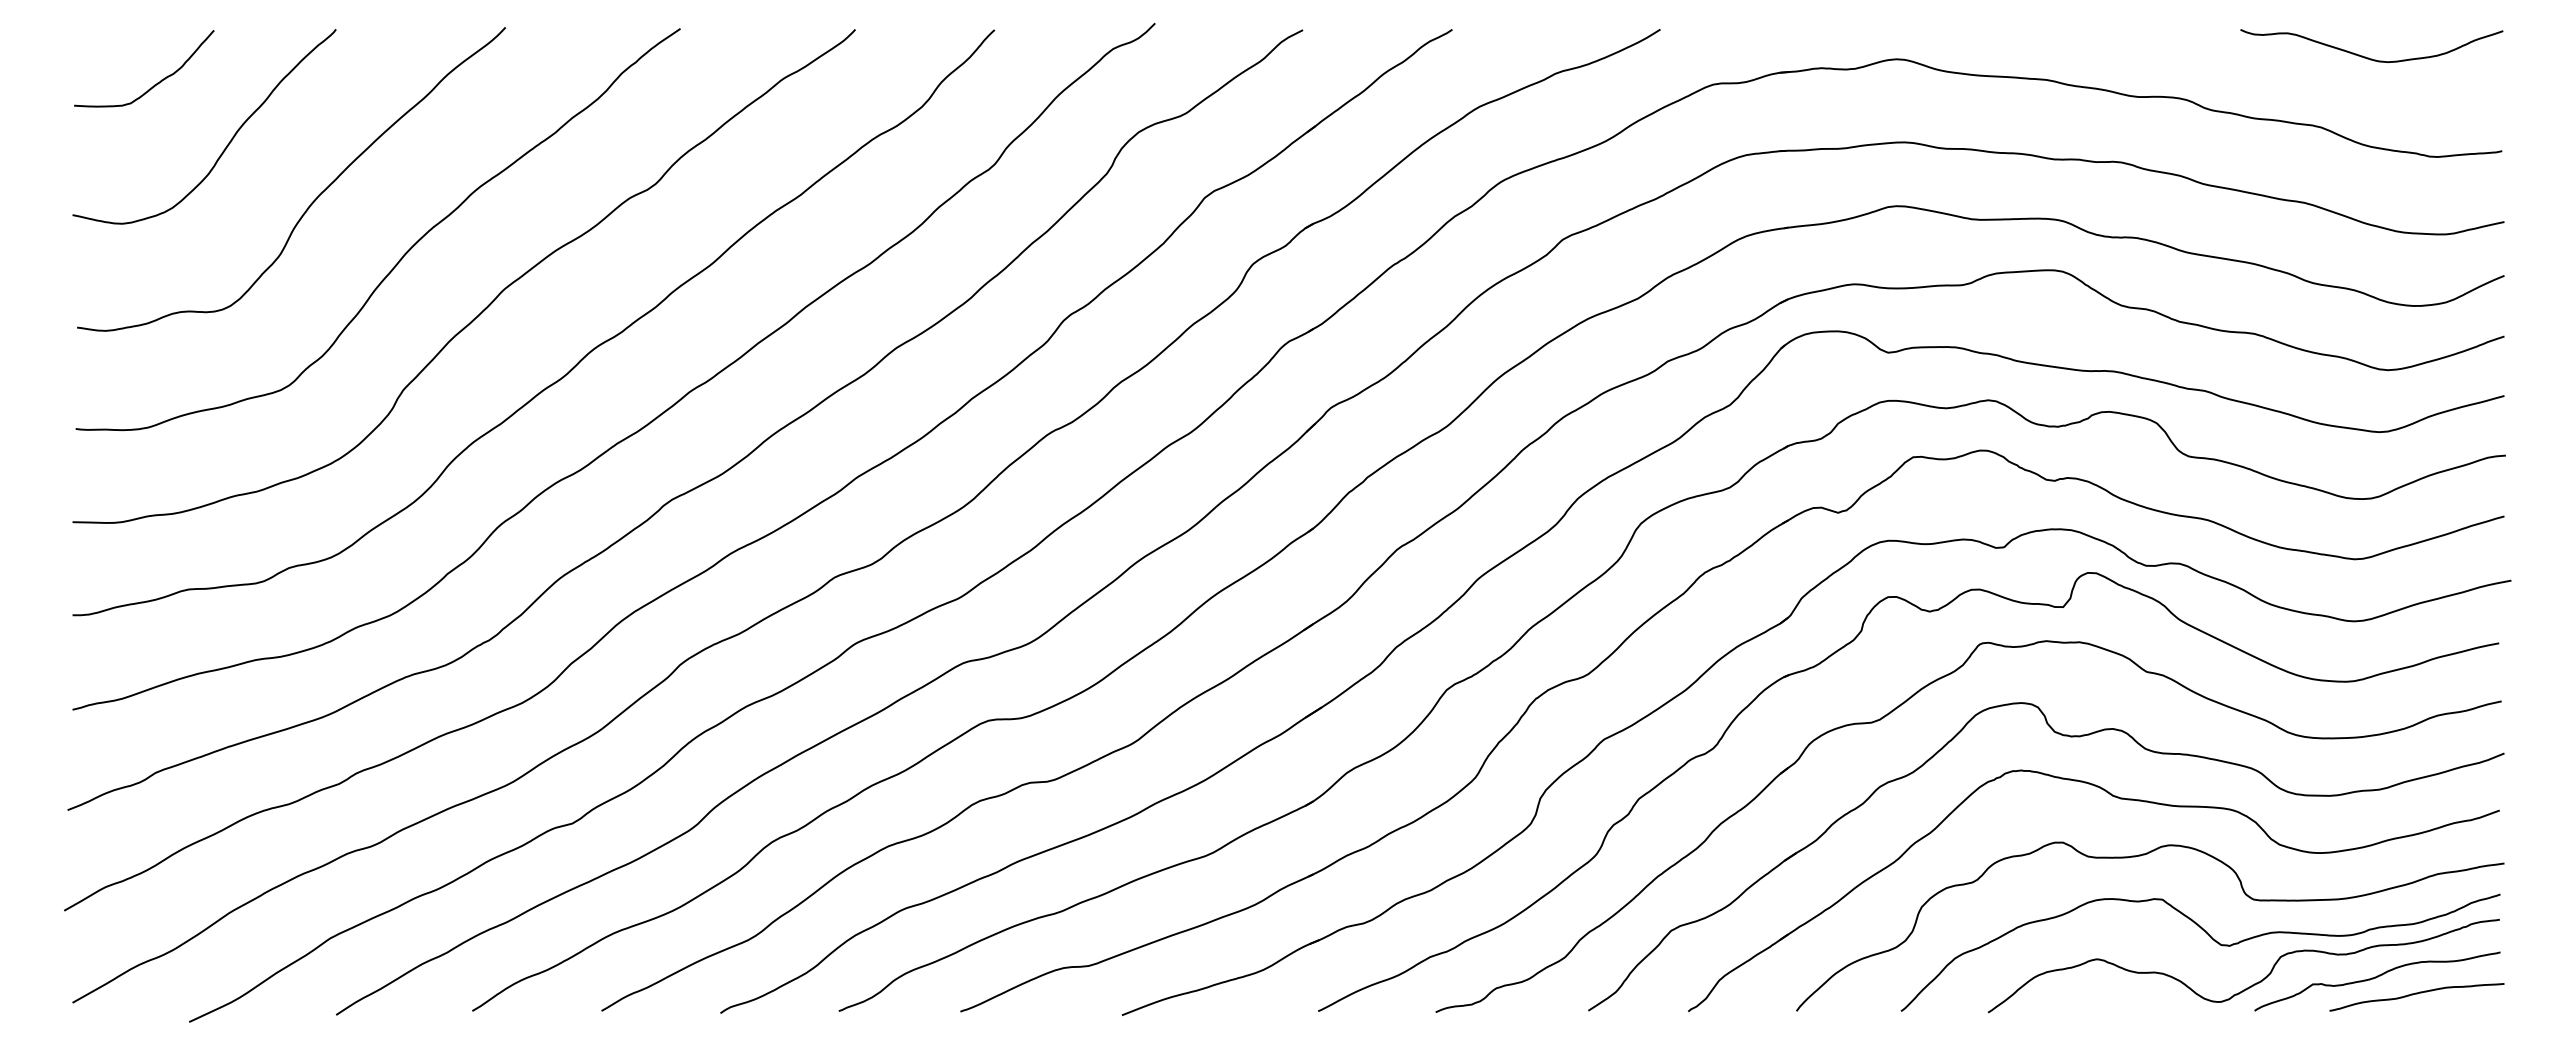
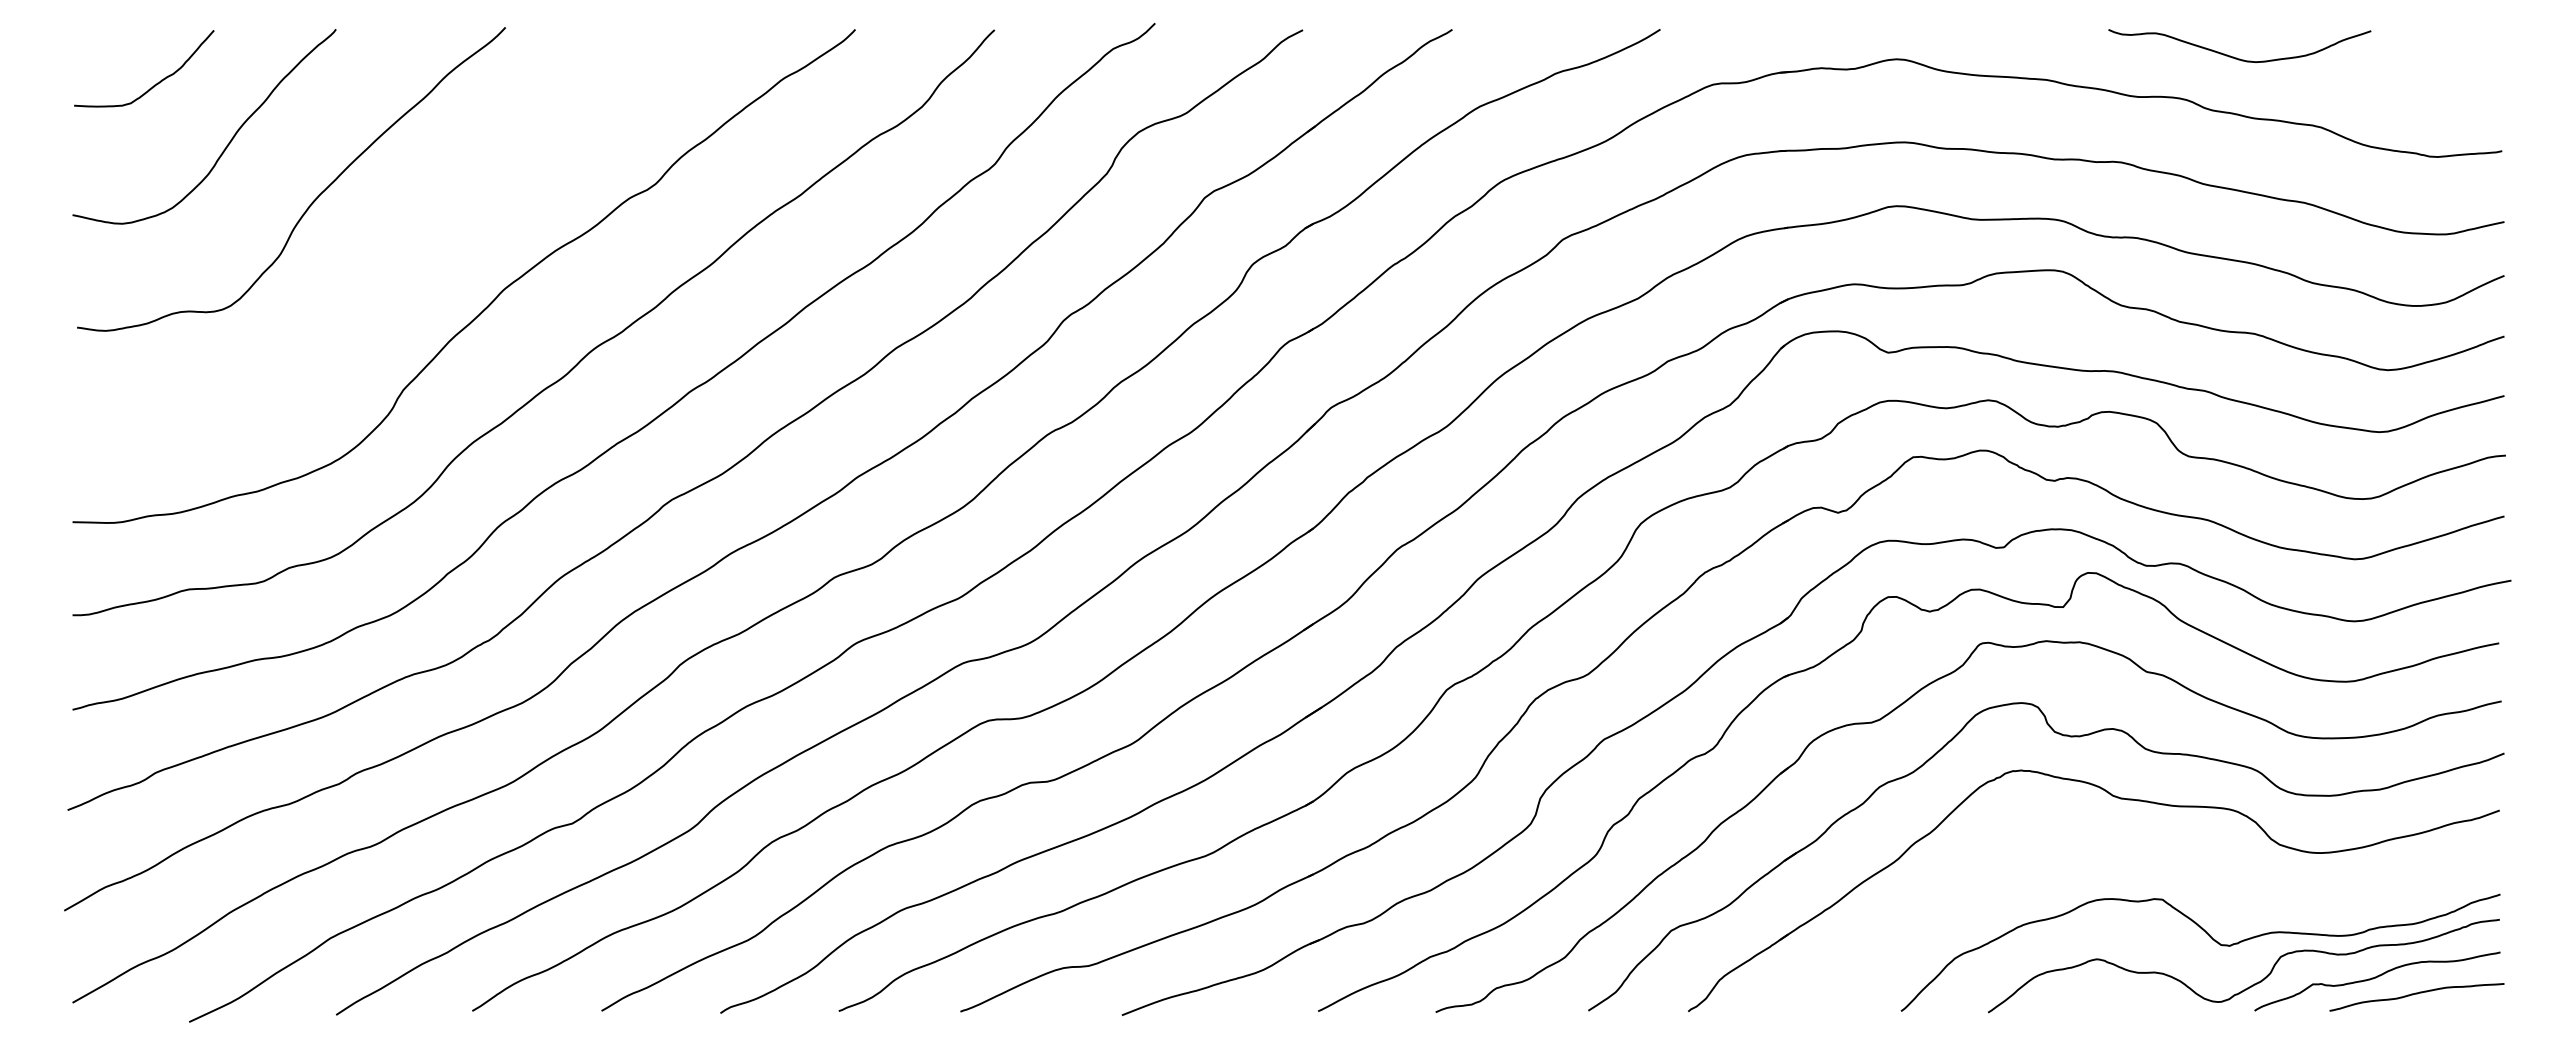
curve position: (2368, 57) -> (2236, 57) (2236, 57)
curve: present -> none (403, 254)
curve: present -> none (2135, 857)
